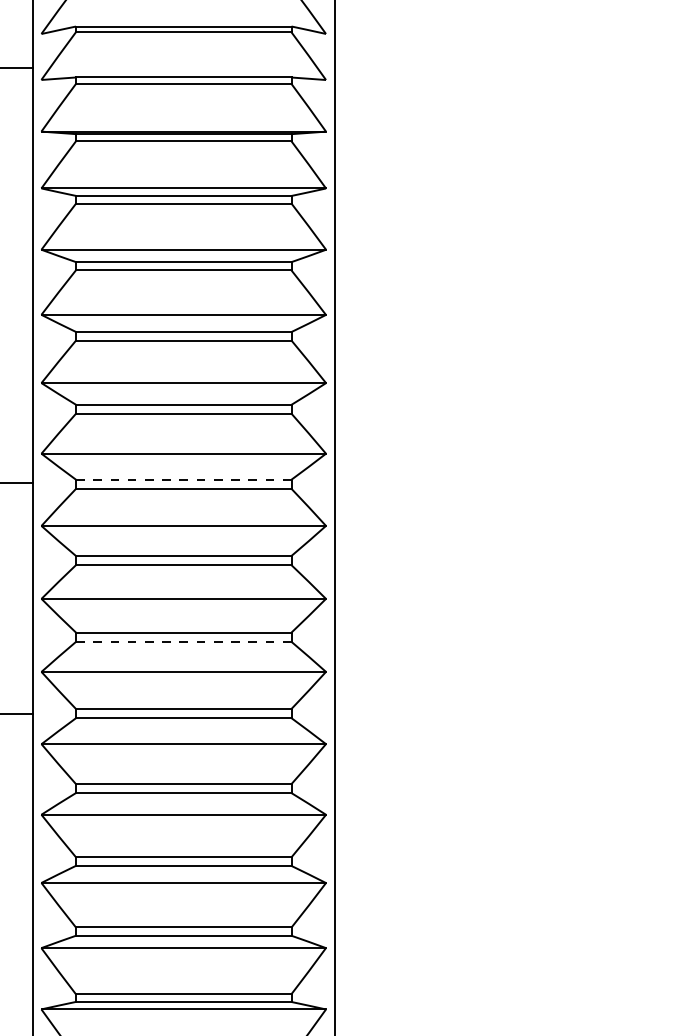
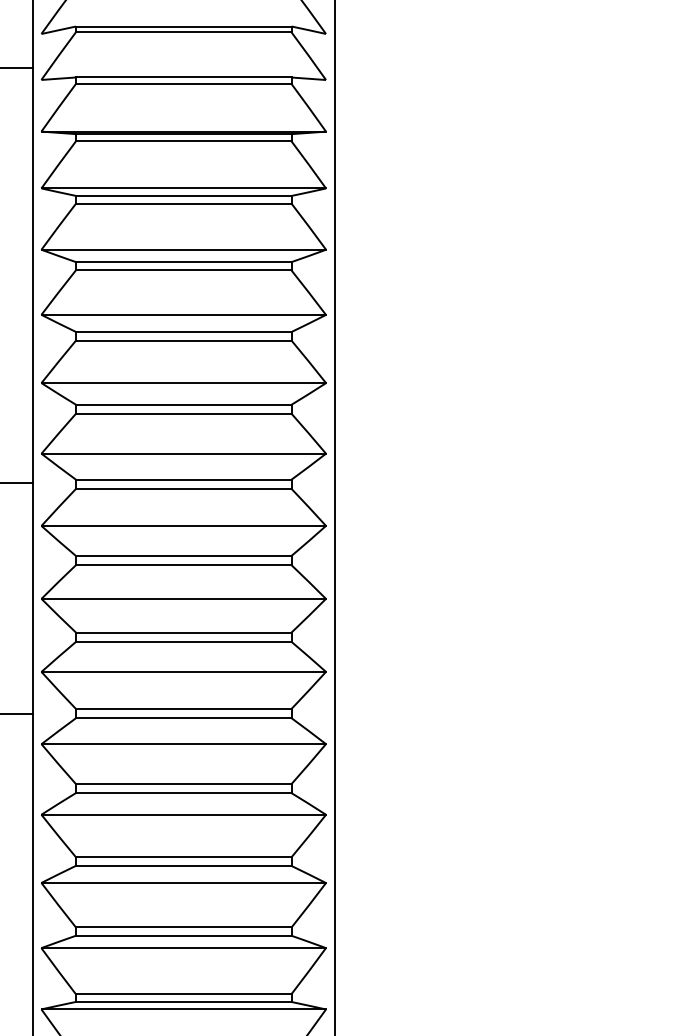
line: dashed -> solid (183, 479)
line: dashed -> solid (183, 641)
